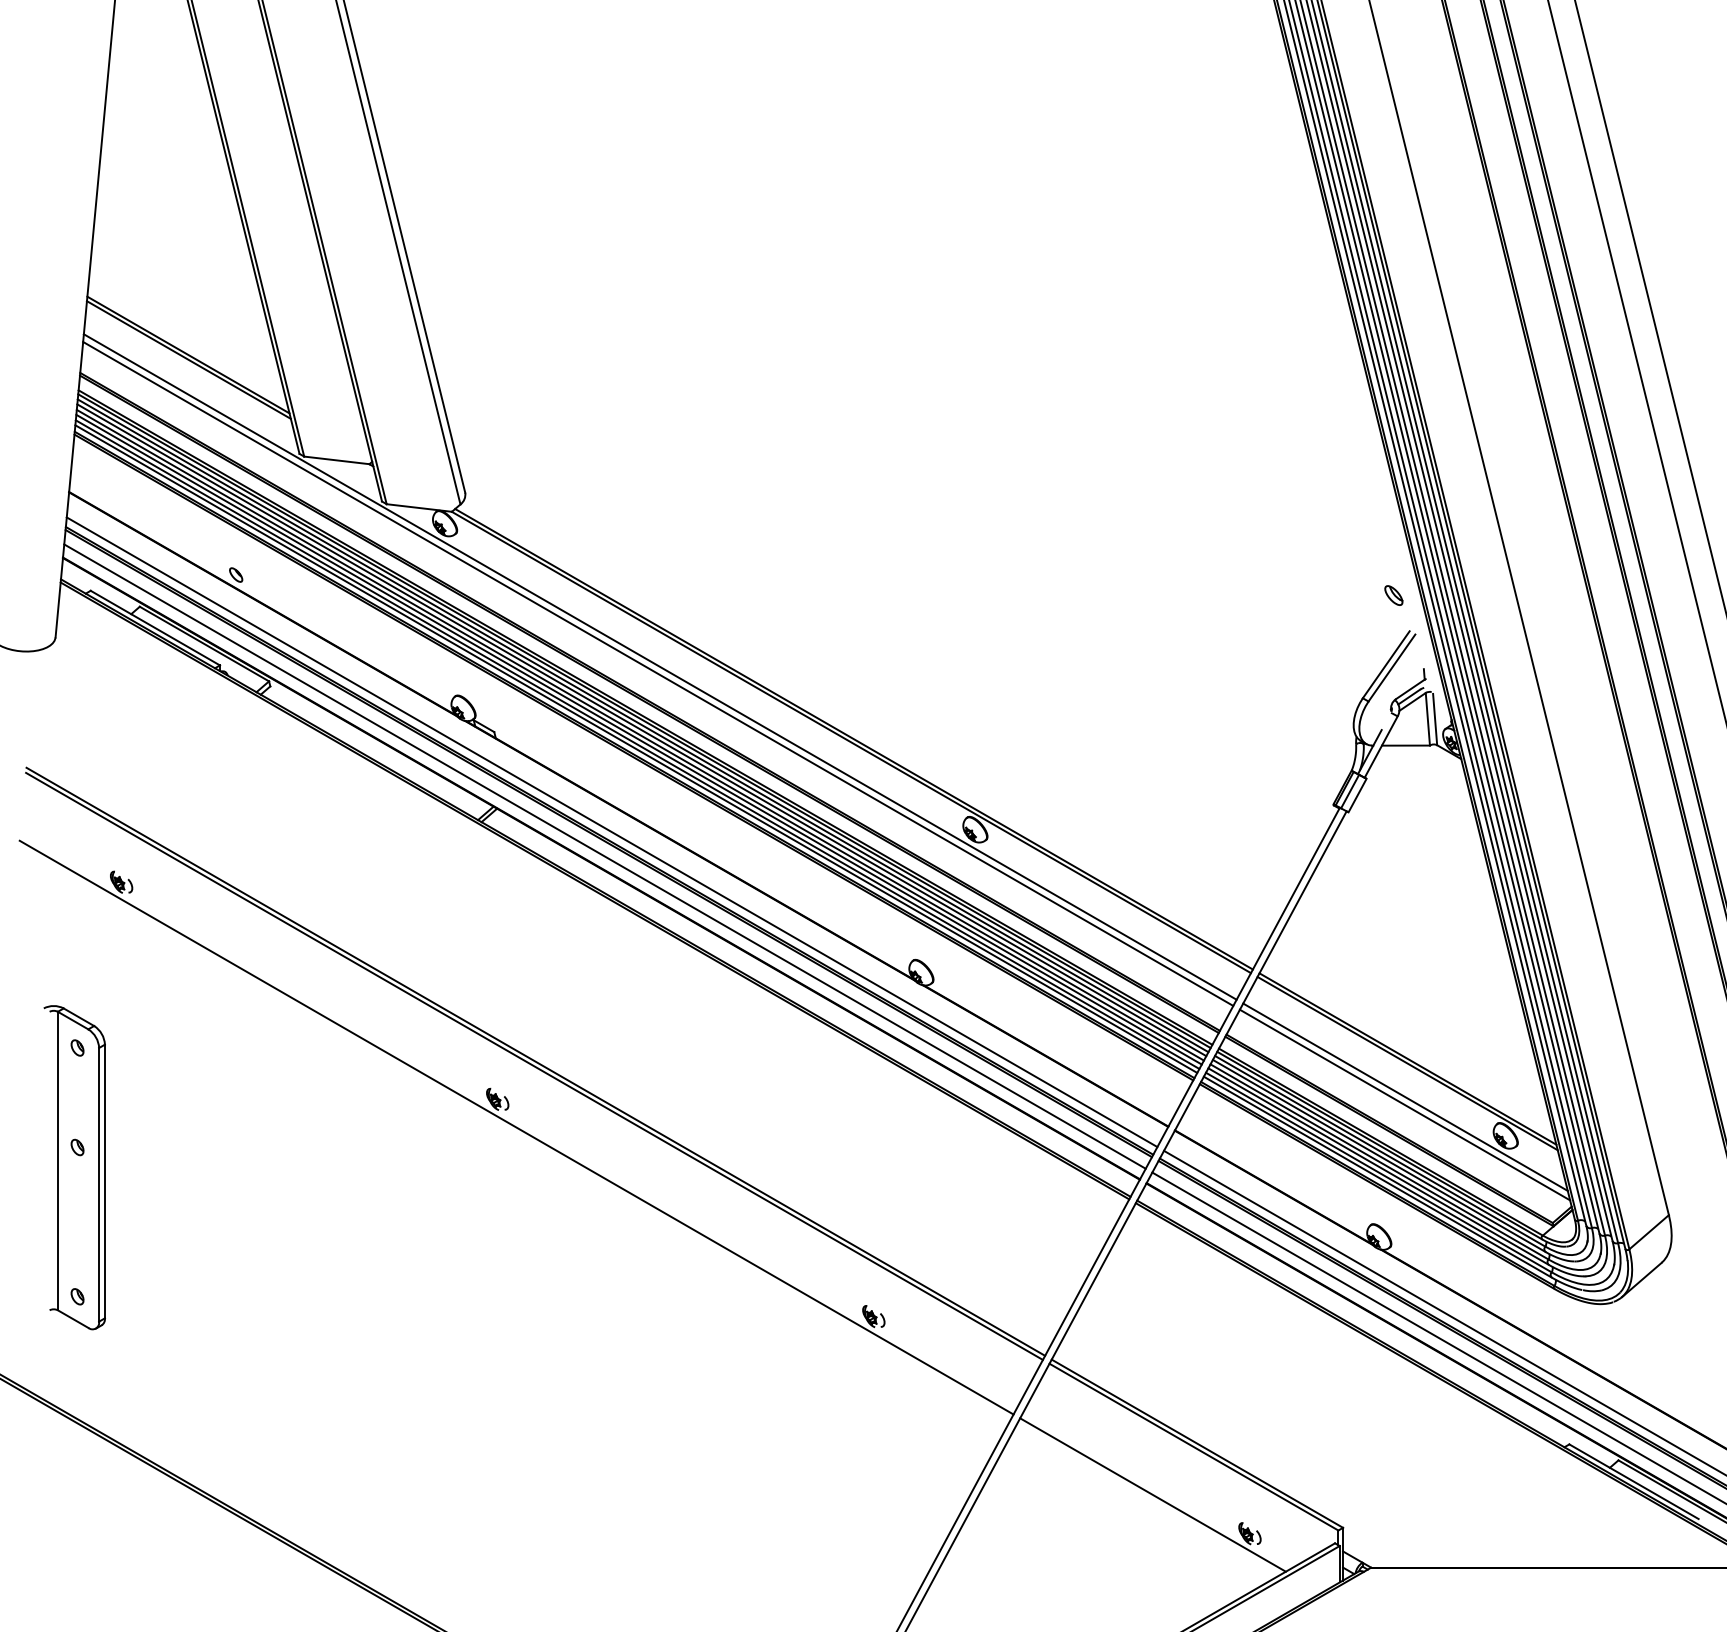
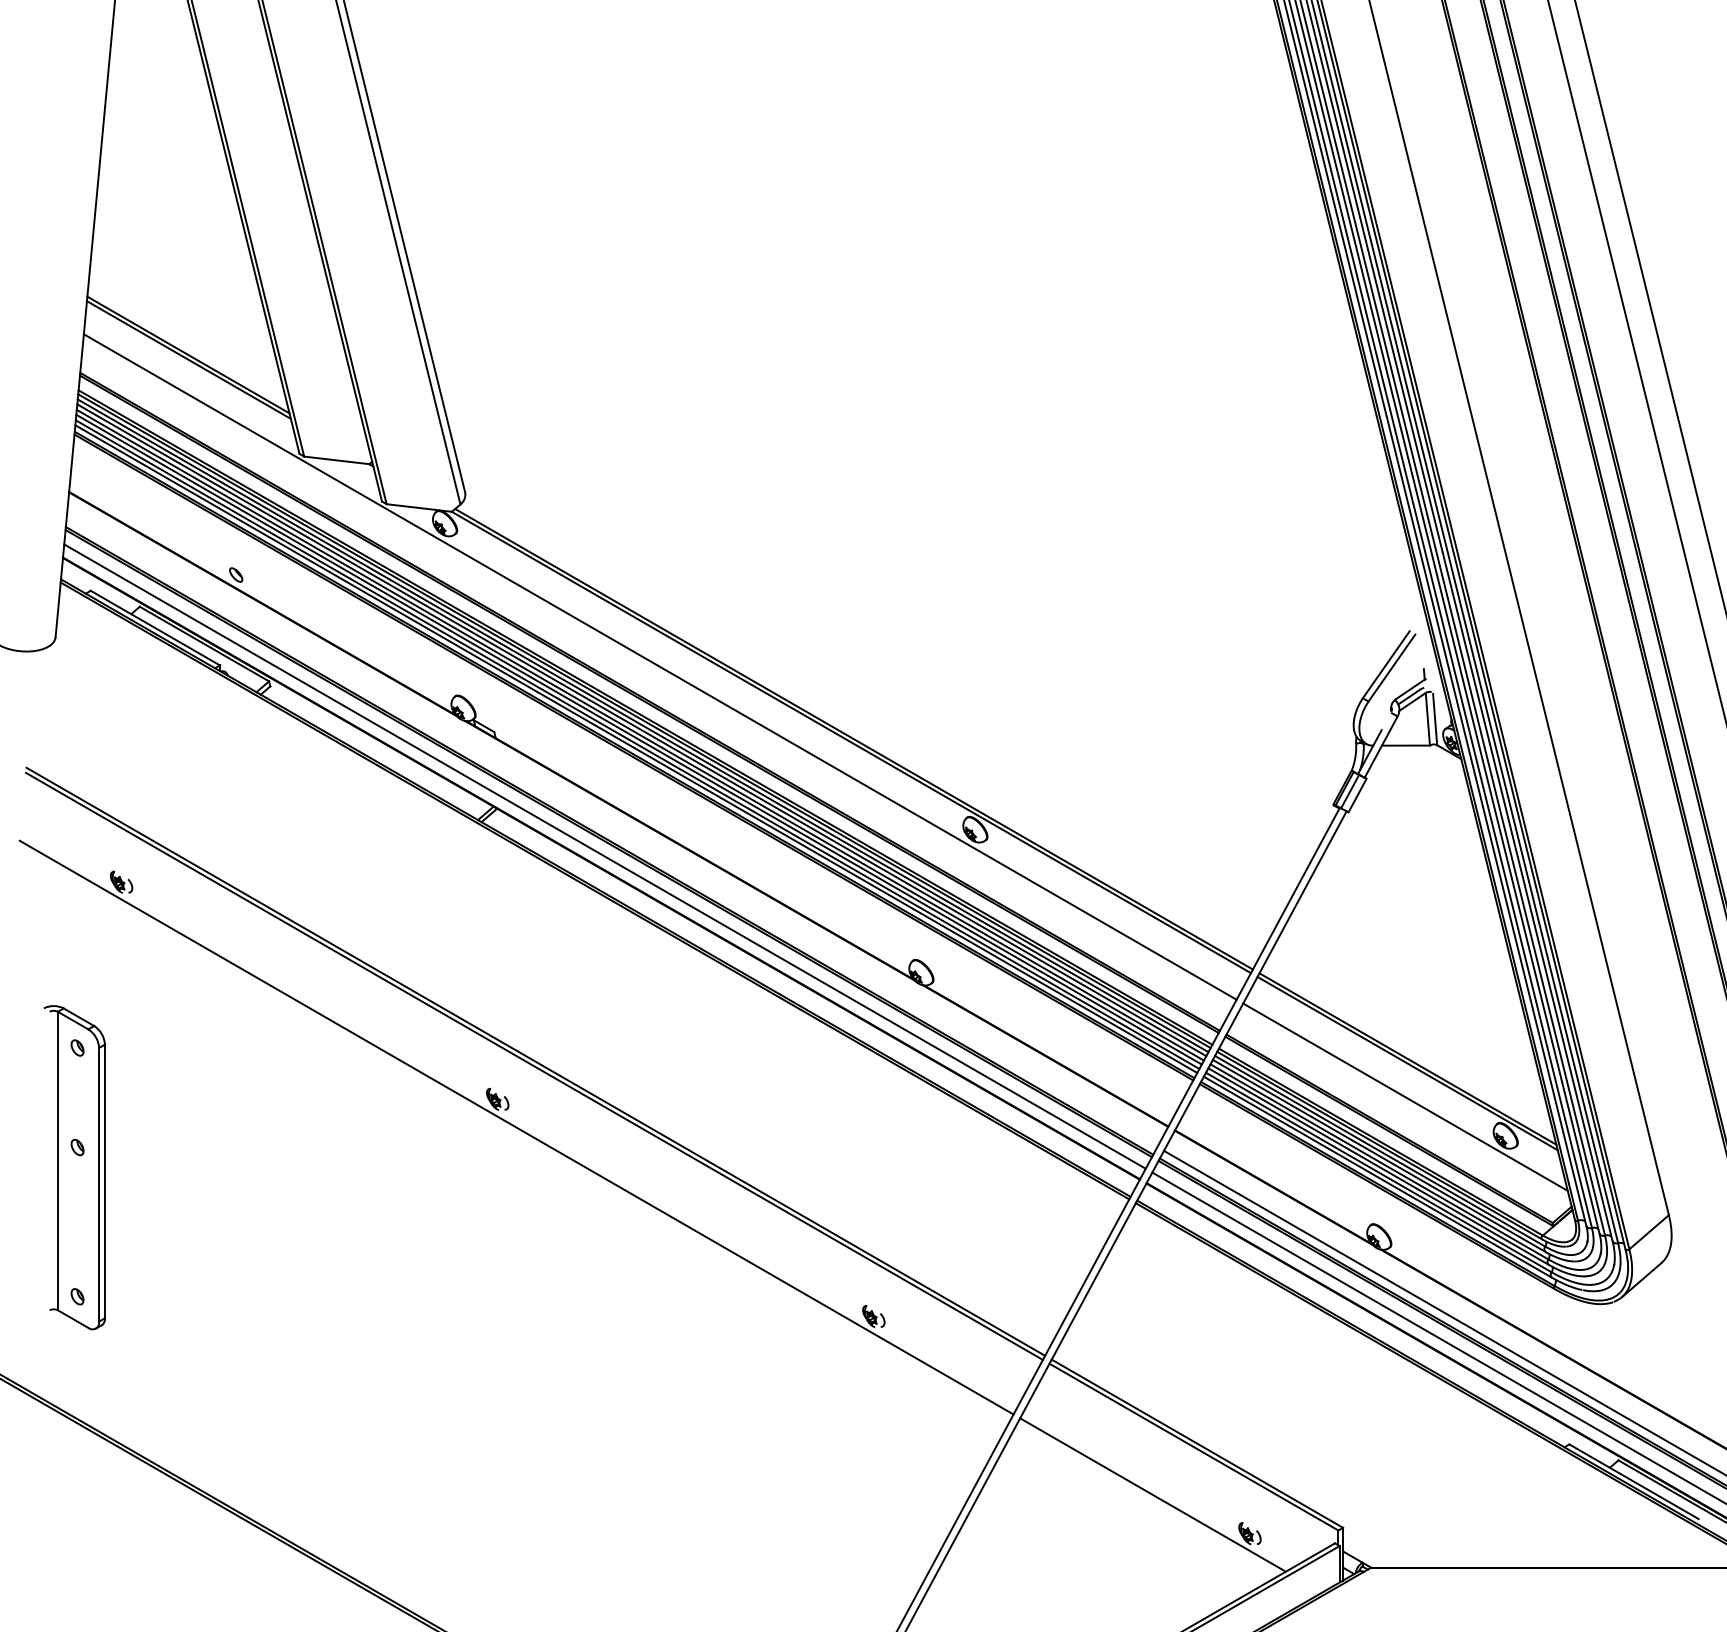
part: present -> none (1393, 595)
line: present -> none (658, 673)
line: present -> none (611, 832)
line: present -> none (1404, 1104)
